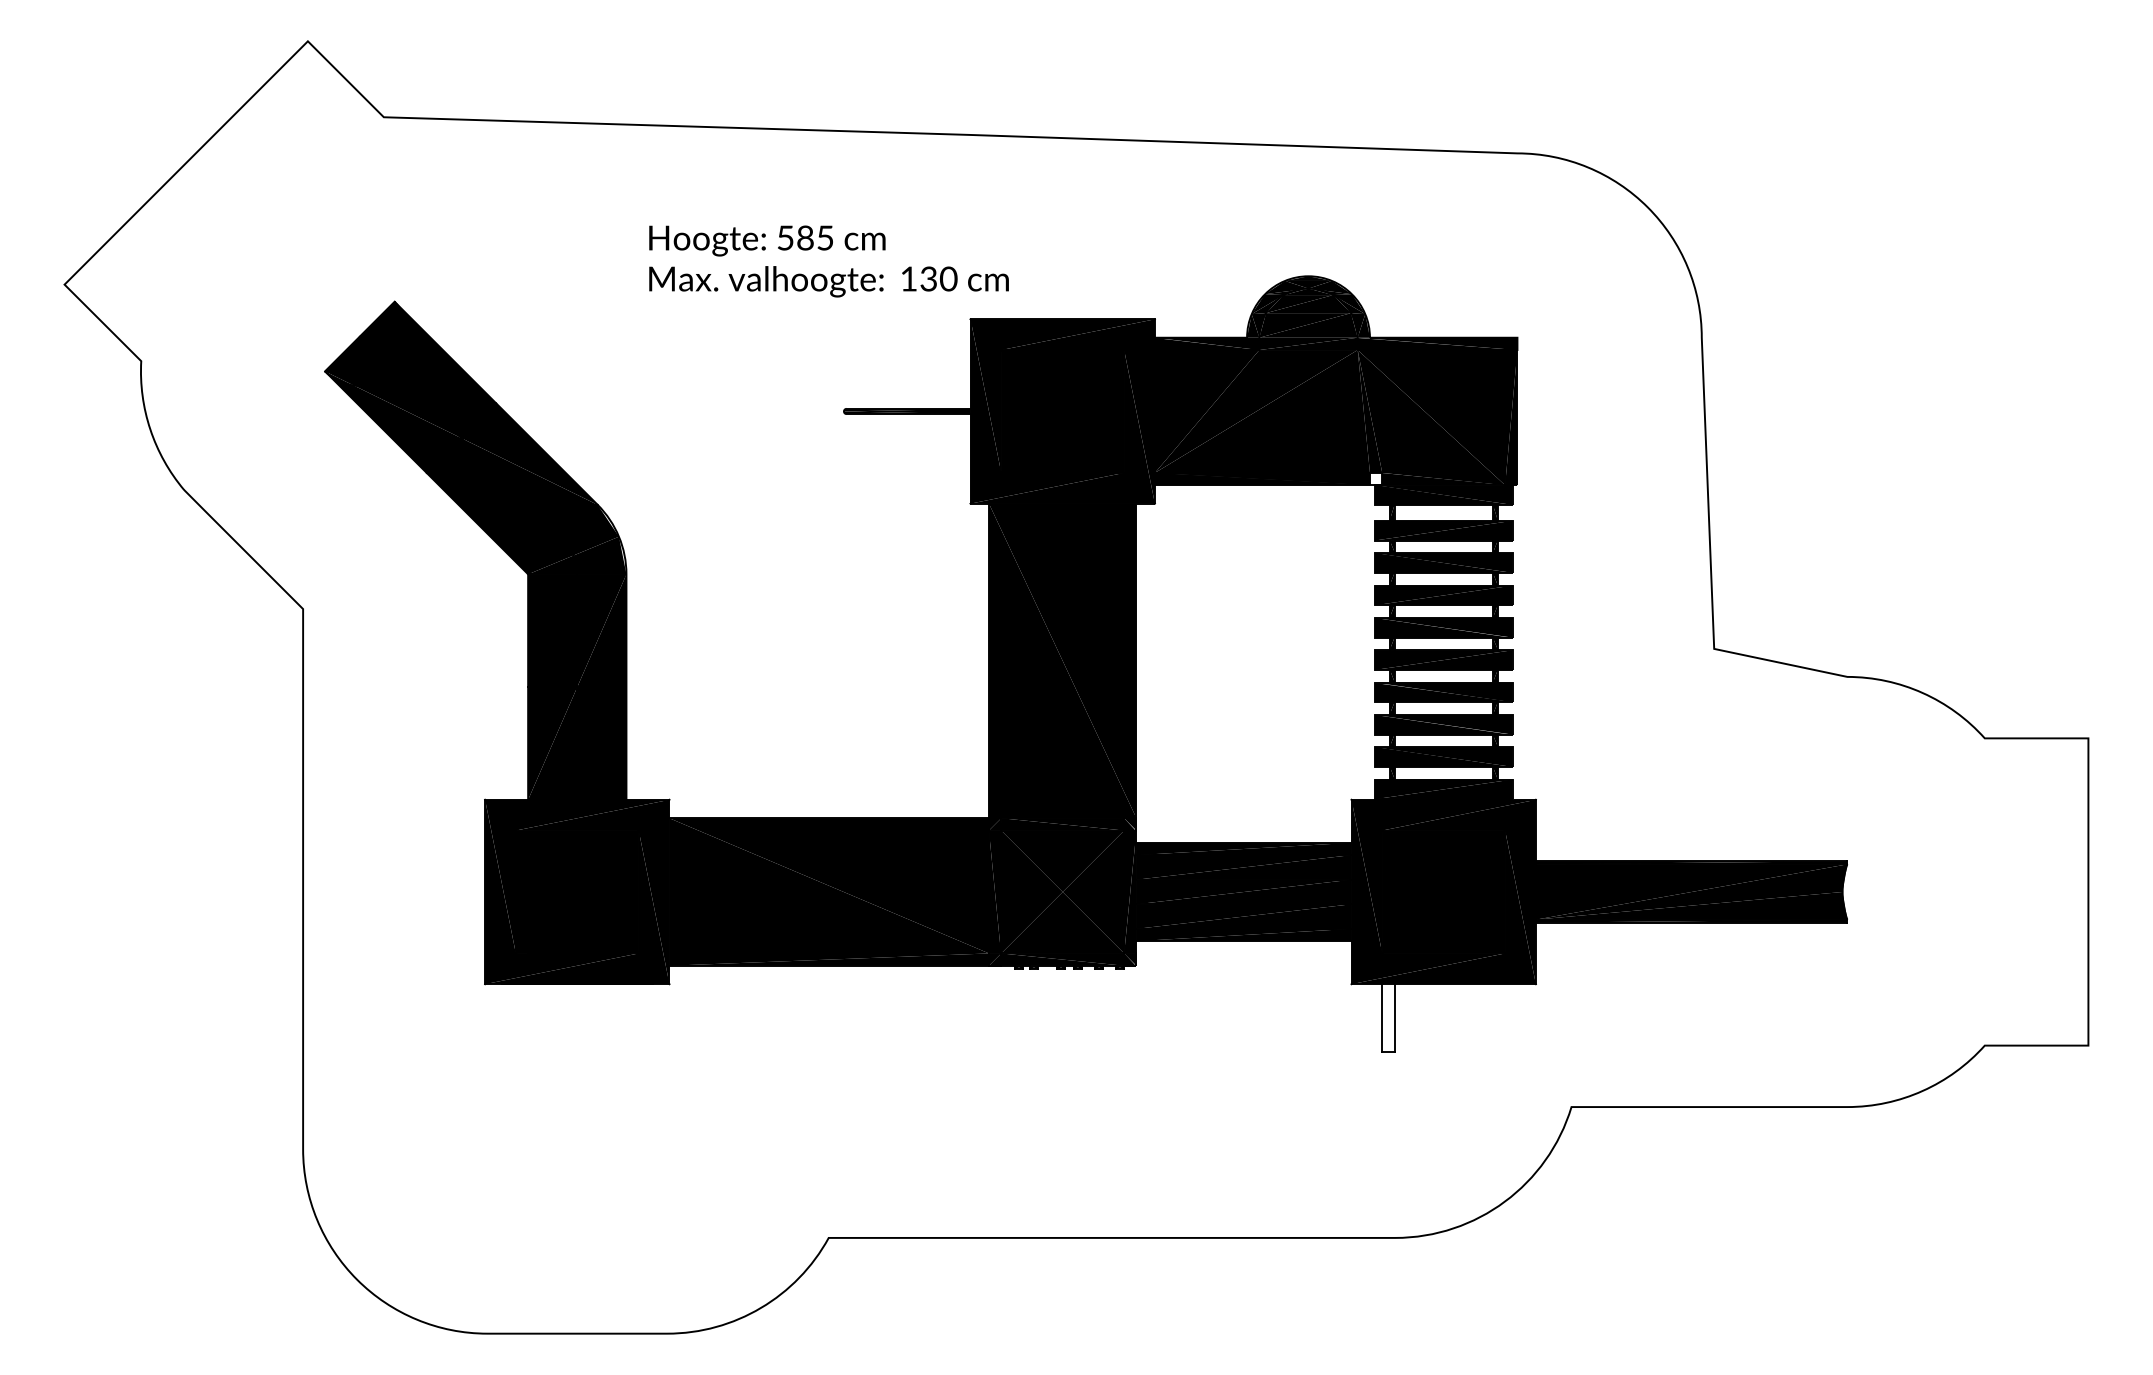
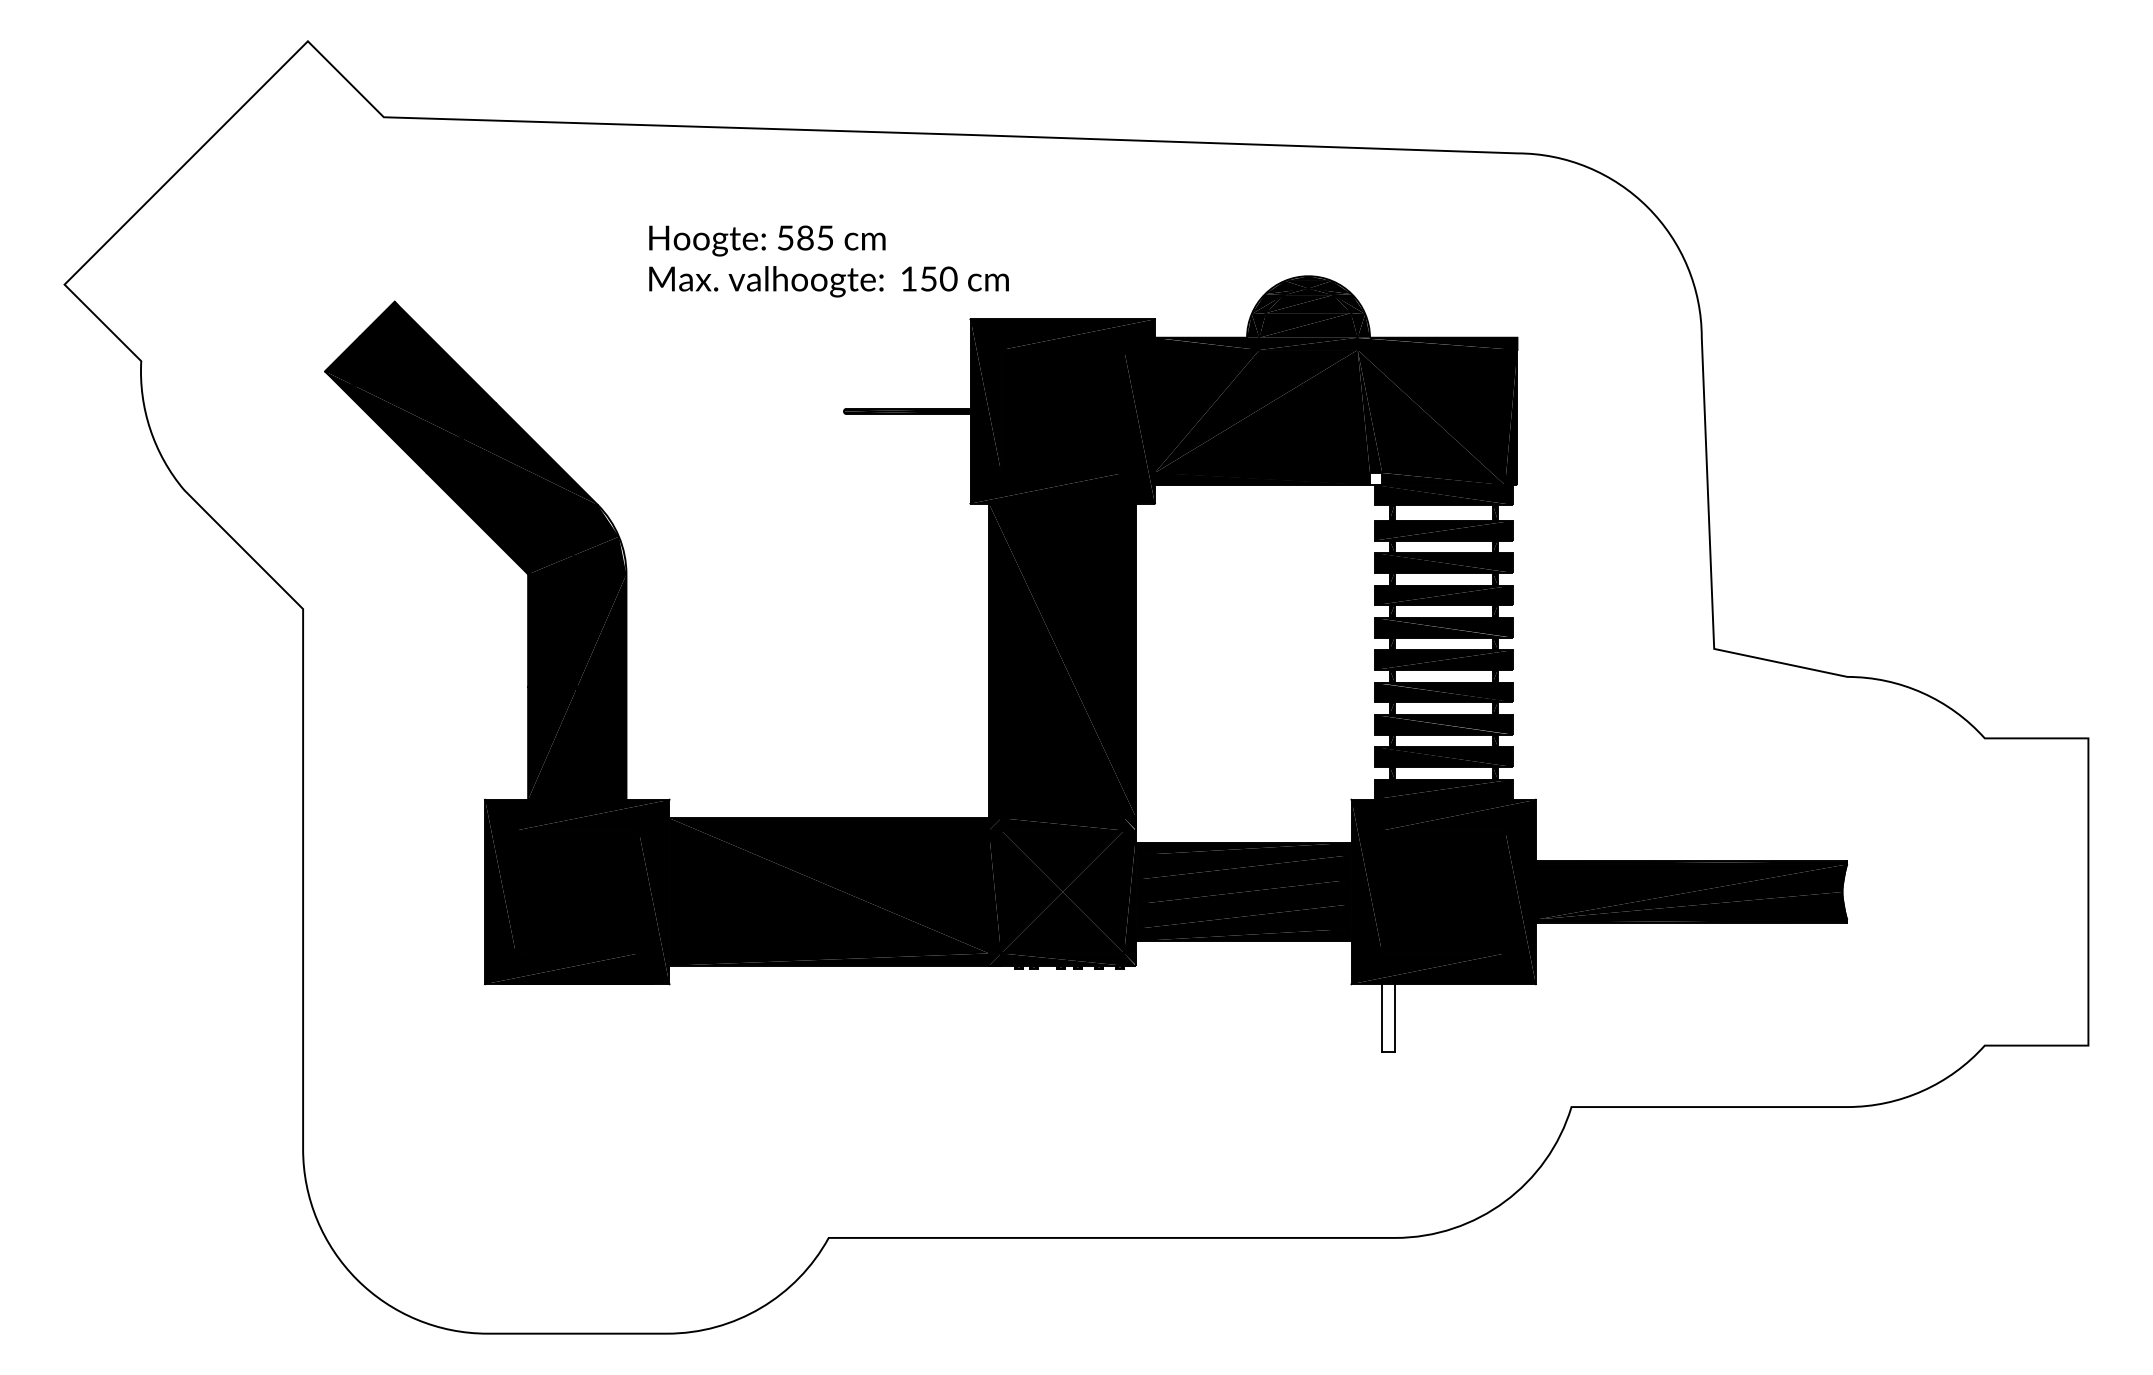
text: 130 -> 150 (928, 278)
